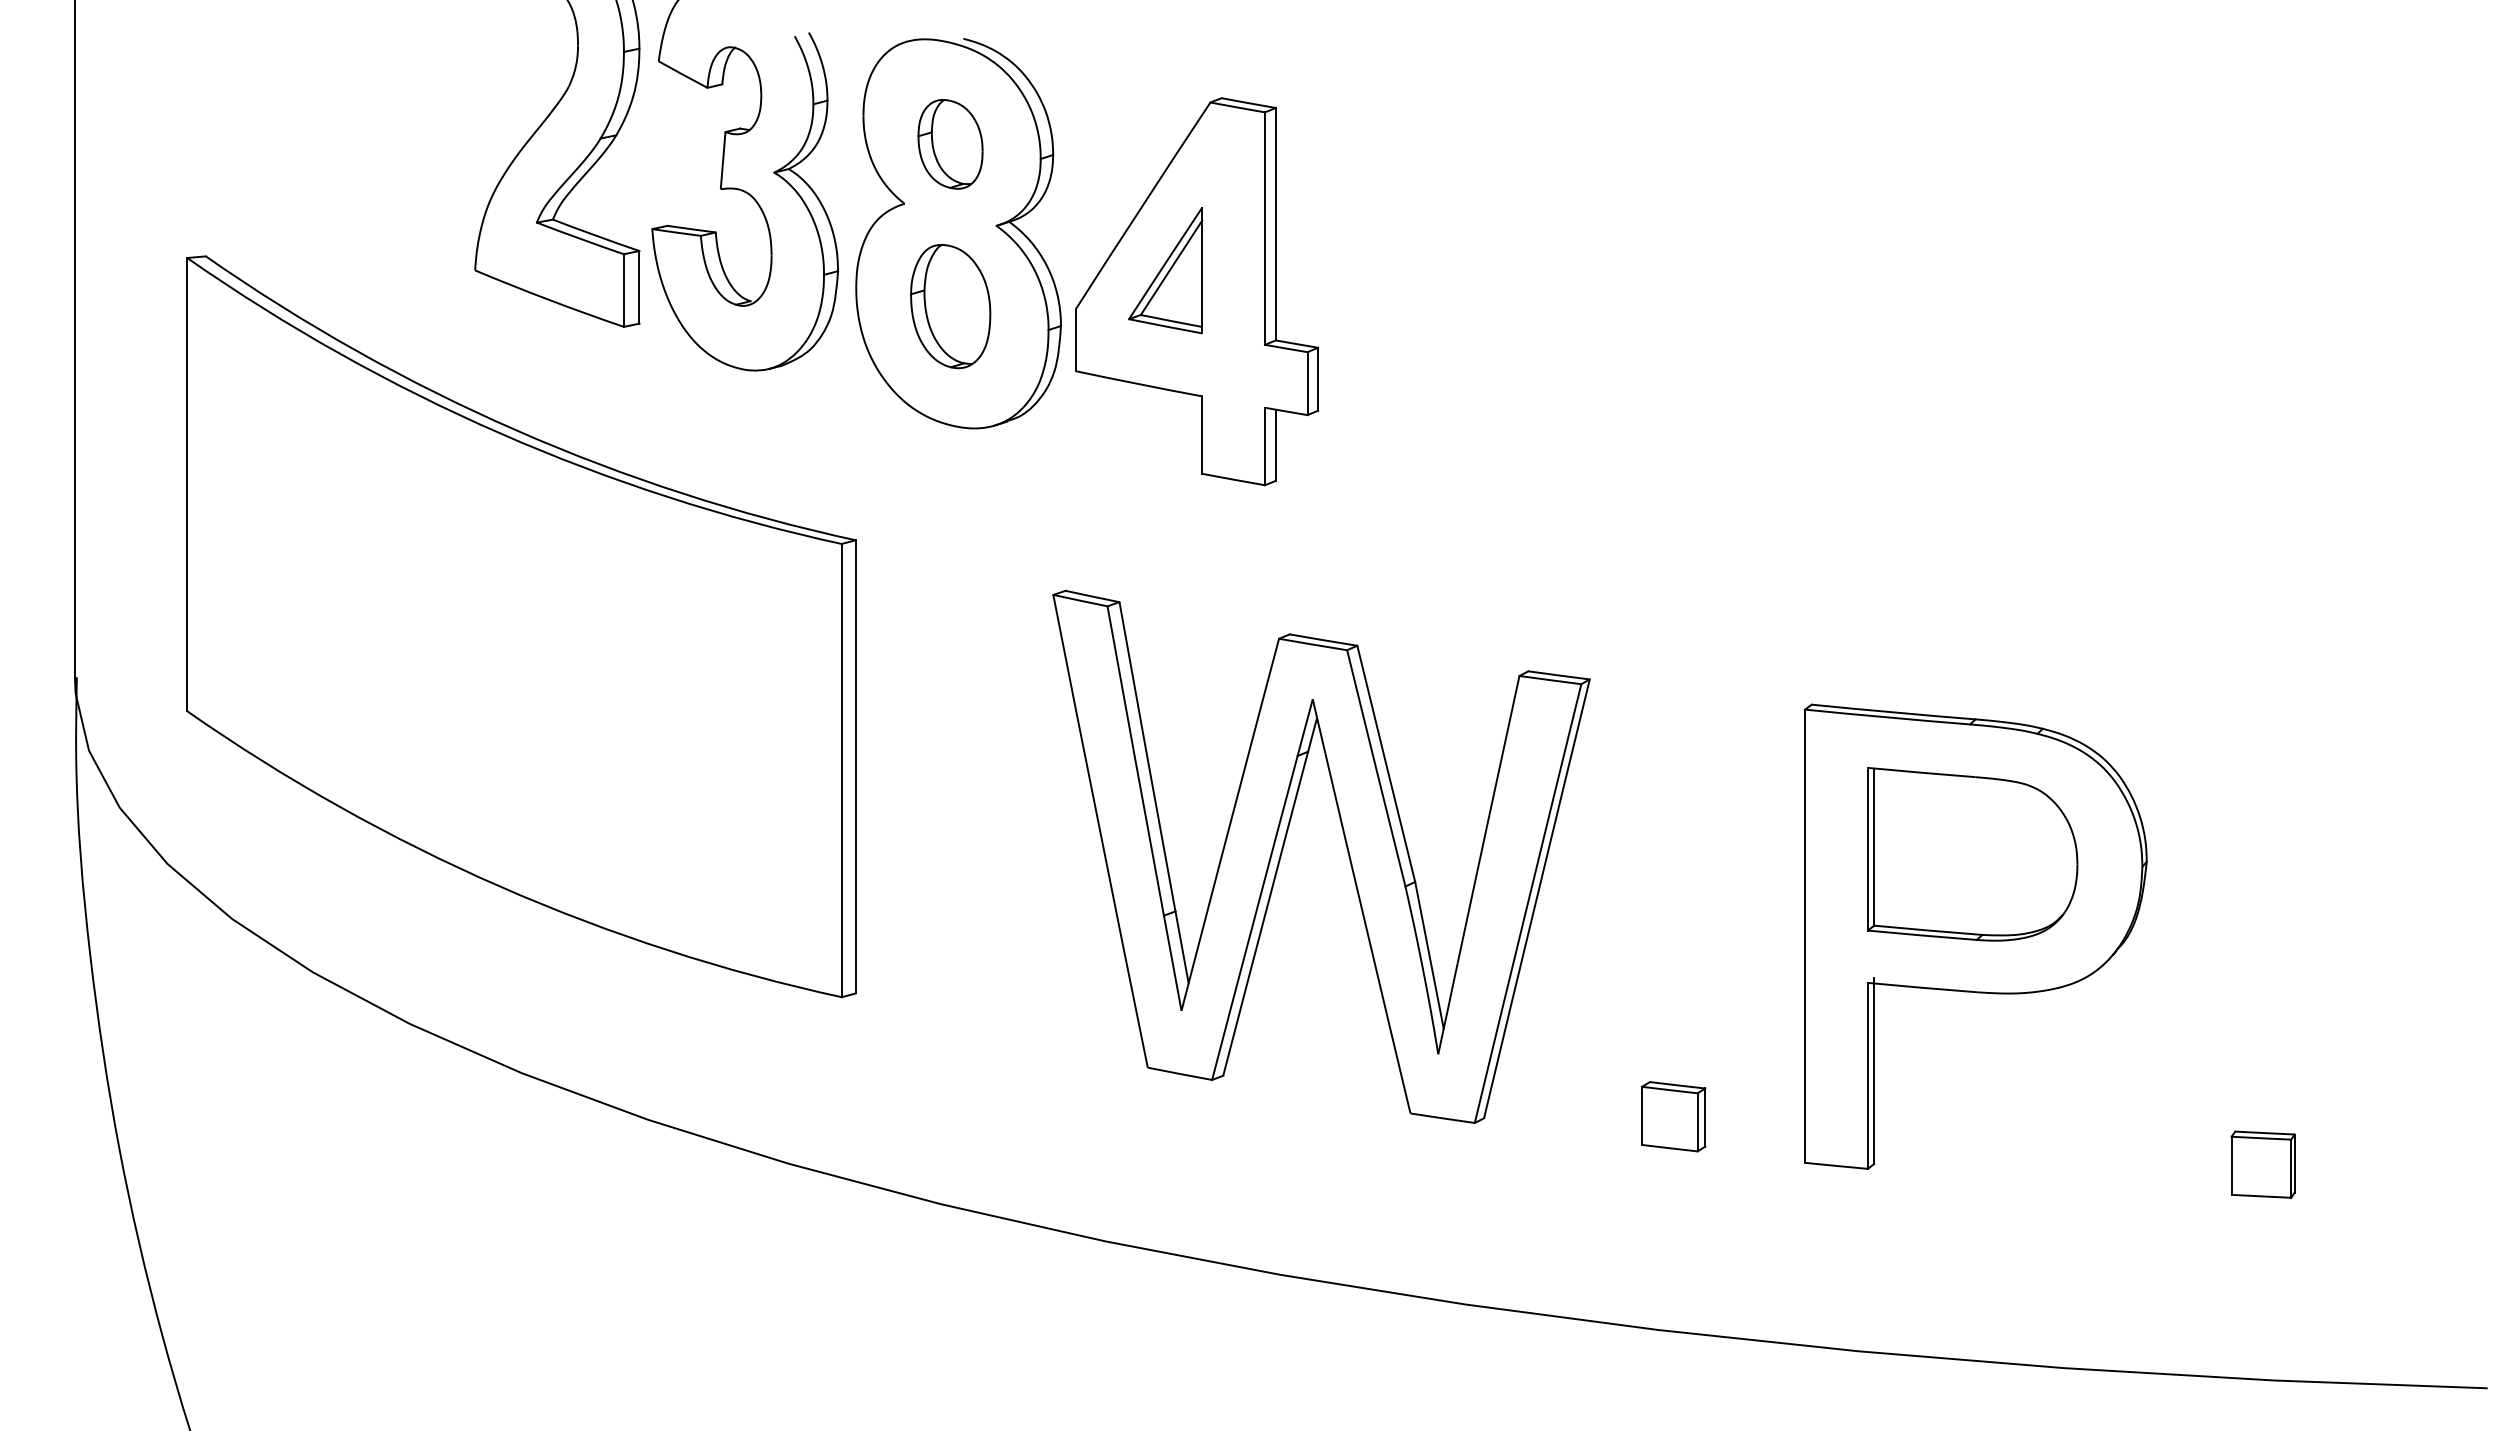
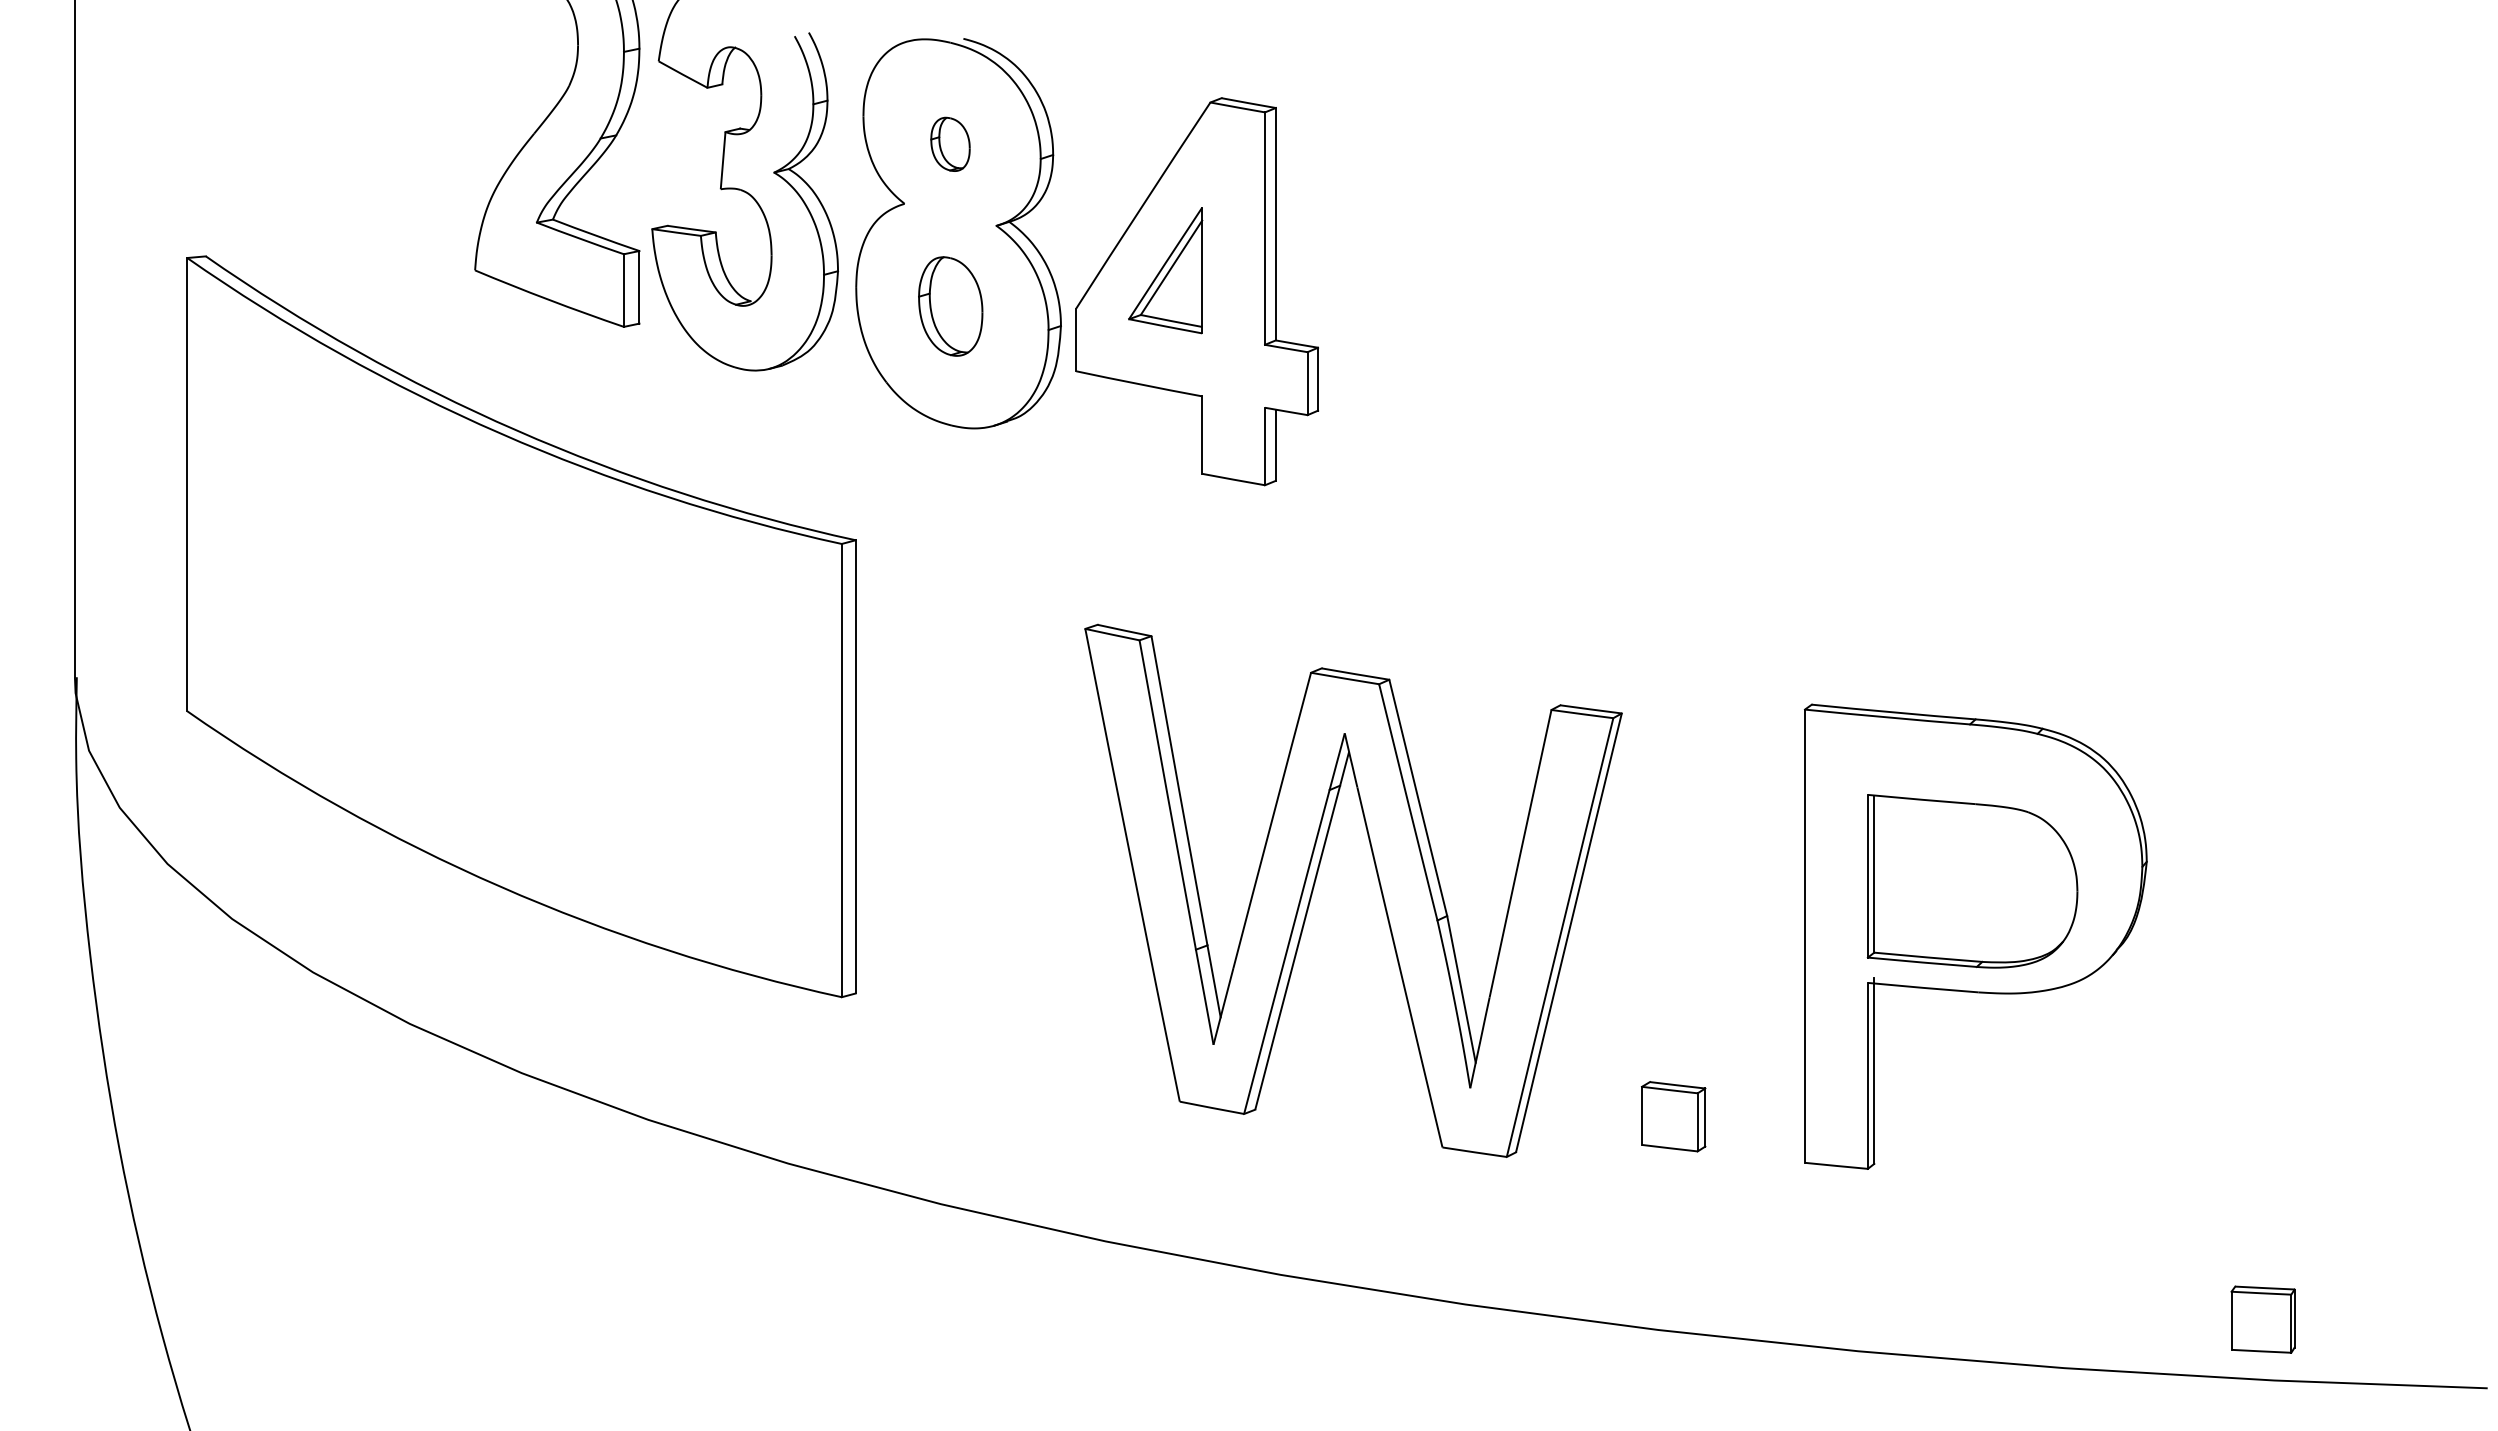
part size: 67x91 px -> 41x56 px (950, 143)
part size: 82x127 px -> 66x101 px (950, 306)
part position: (1347, 853) -> (1379, 887) (1379, 887)
part position: (1972, 854) -> (1972, 881) (1972, 881)
part position: (2262, 1164) -> (2262, 1319) (2262, 1319)
